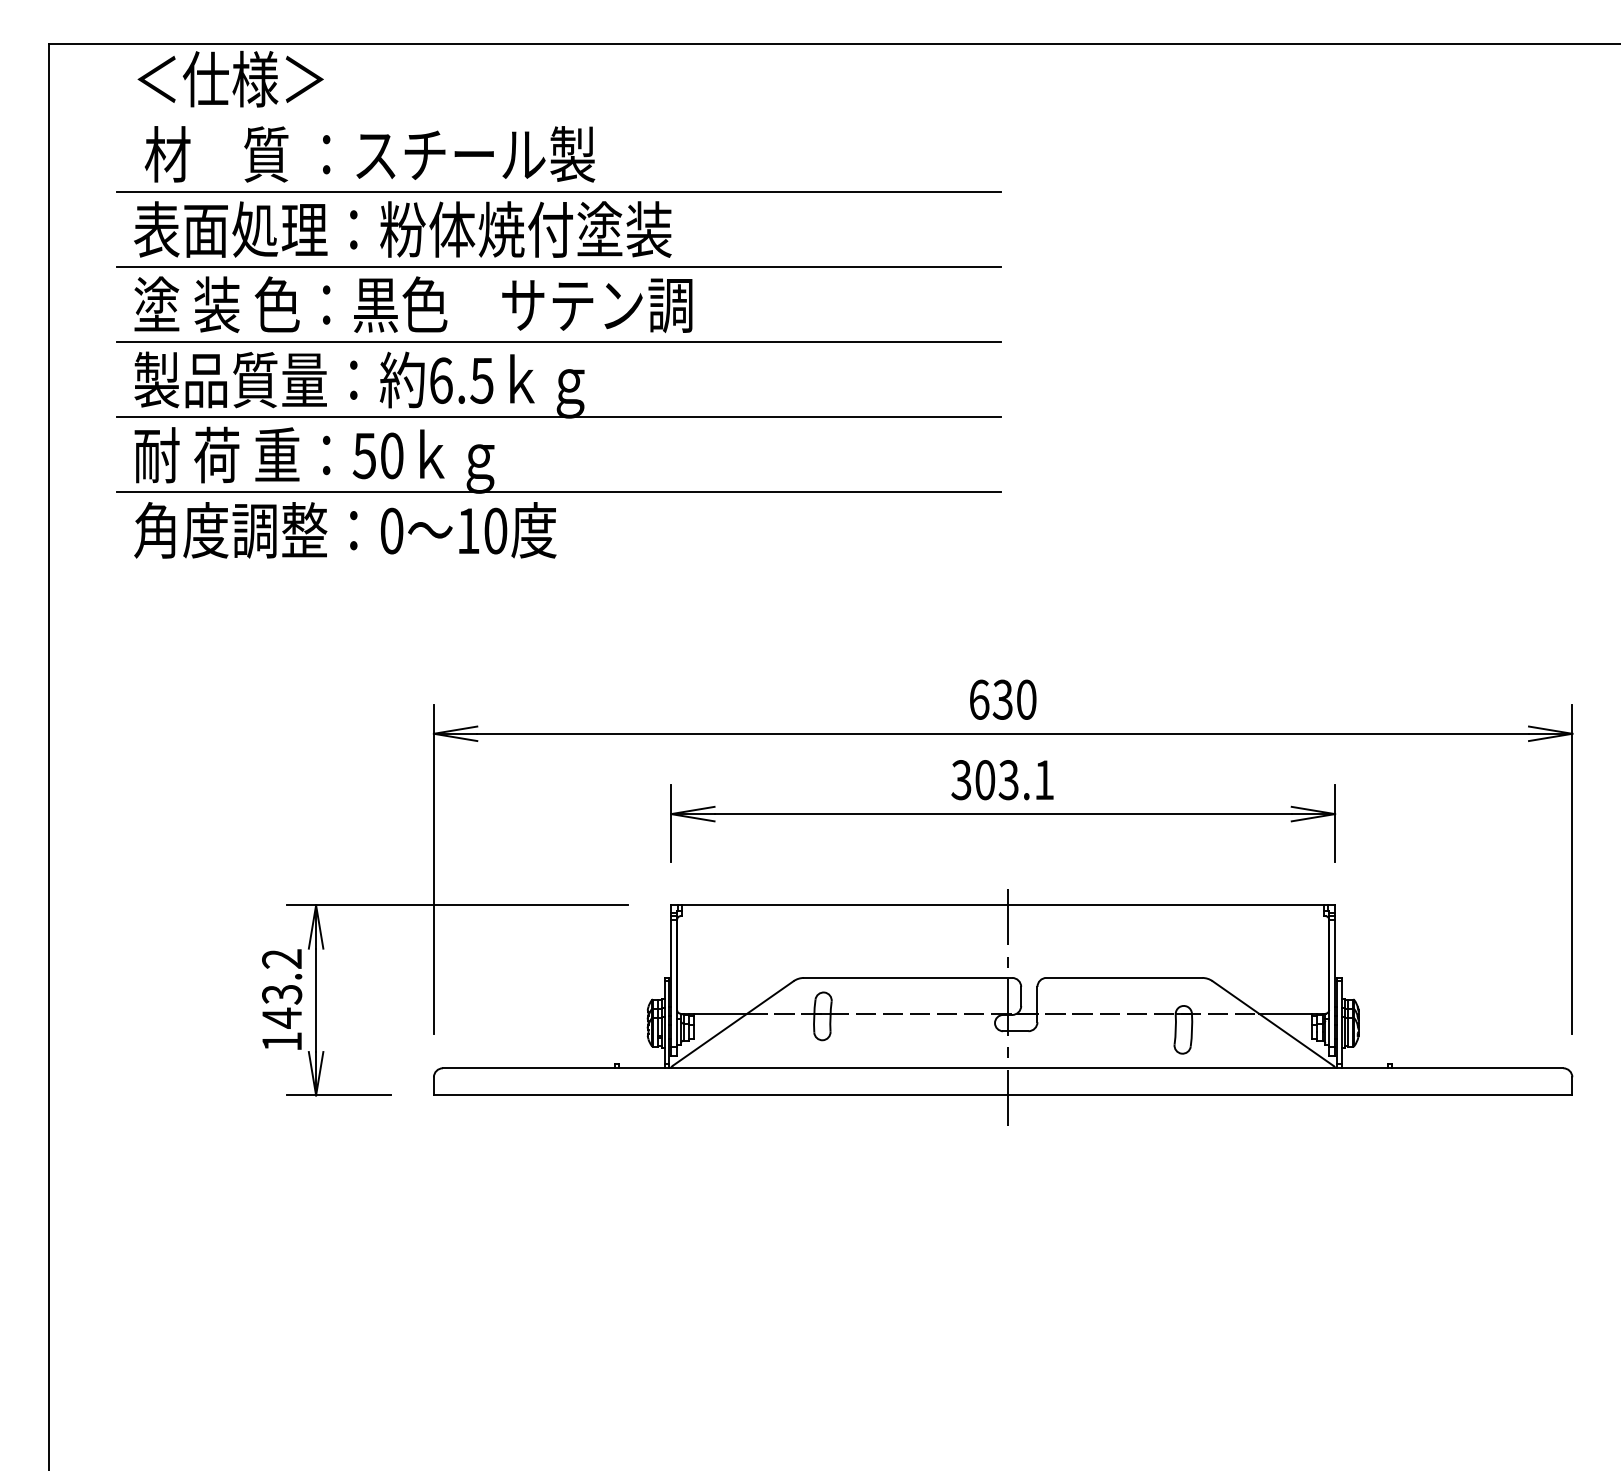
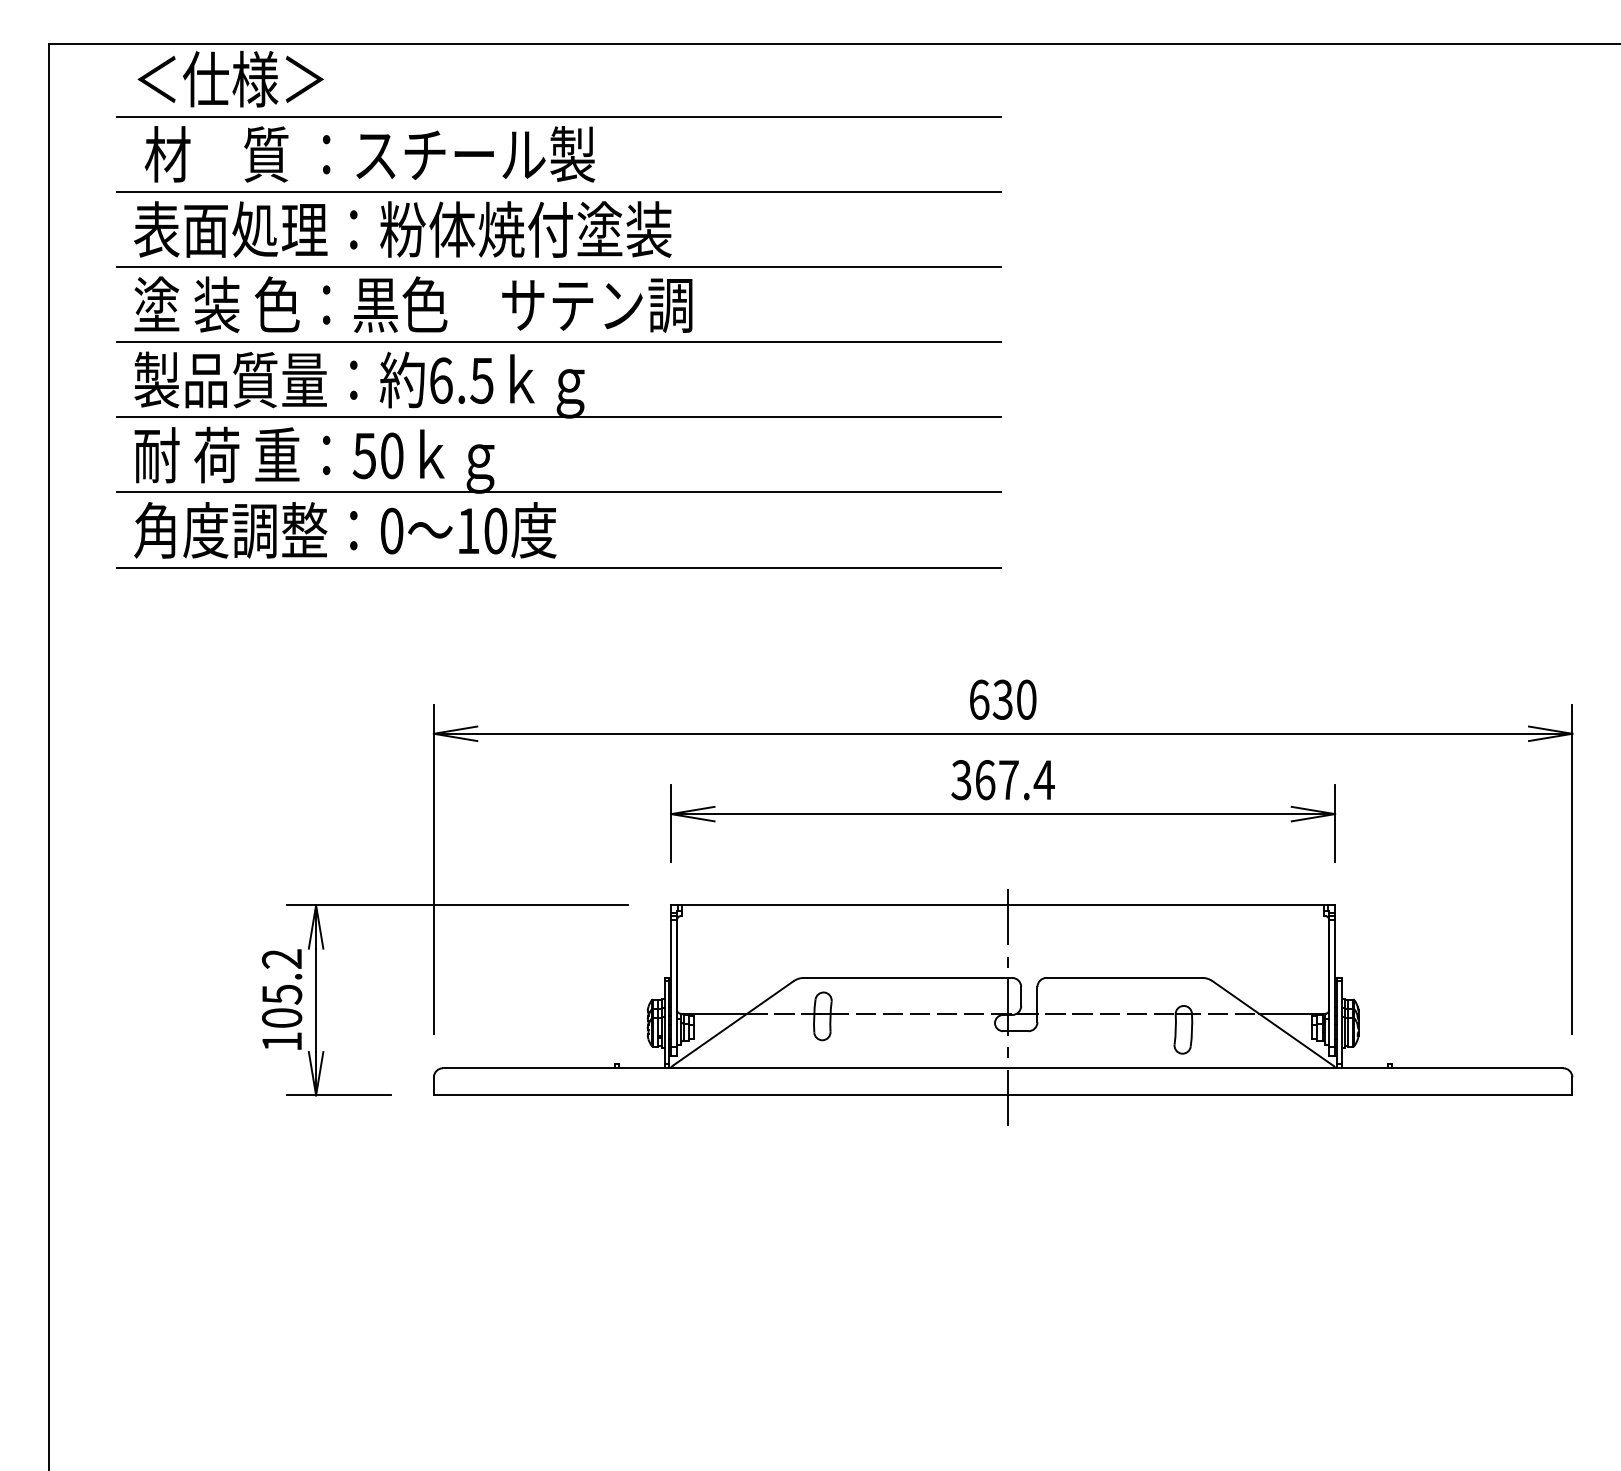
line: none -> present (558, 116)
line: none -> present (558, 567)
text: 303.1 -> 367.4 (1014, 780)
text: 143.2 -> 105.2 (282, 1006)
